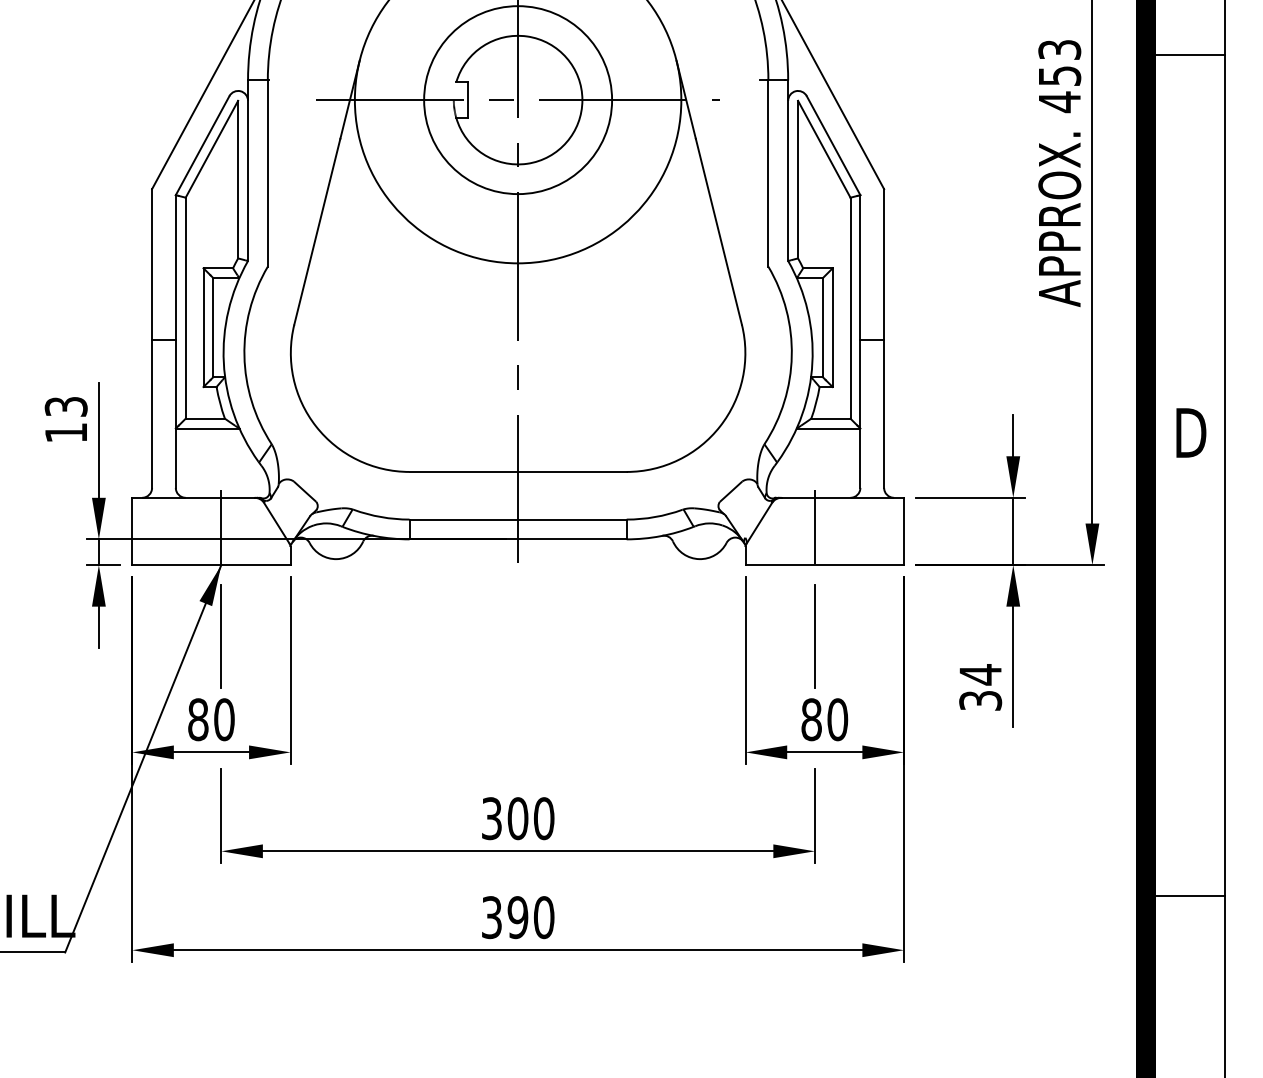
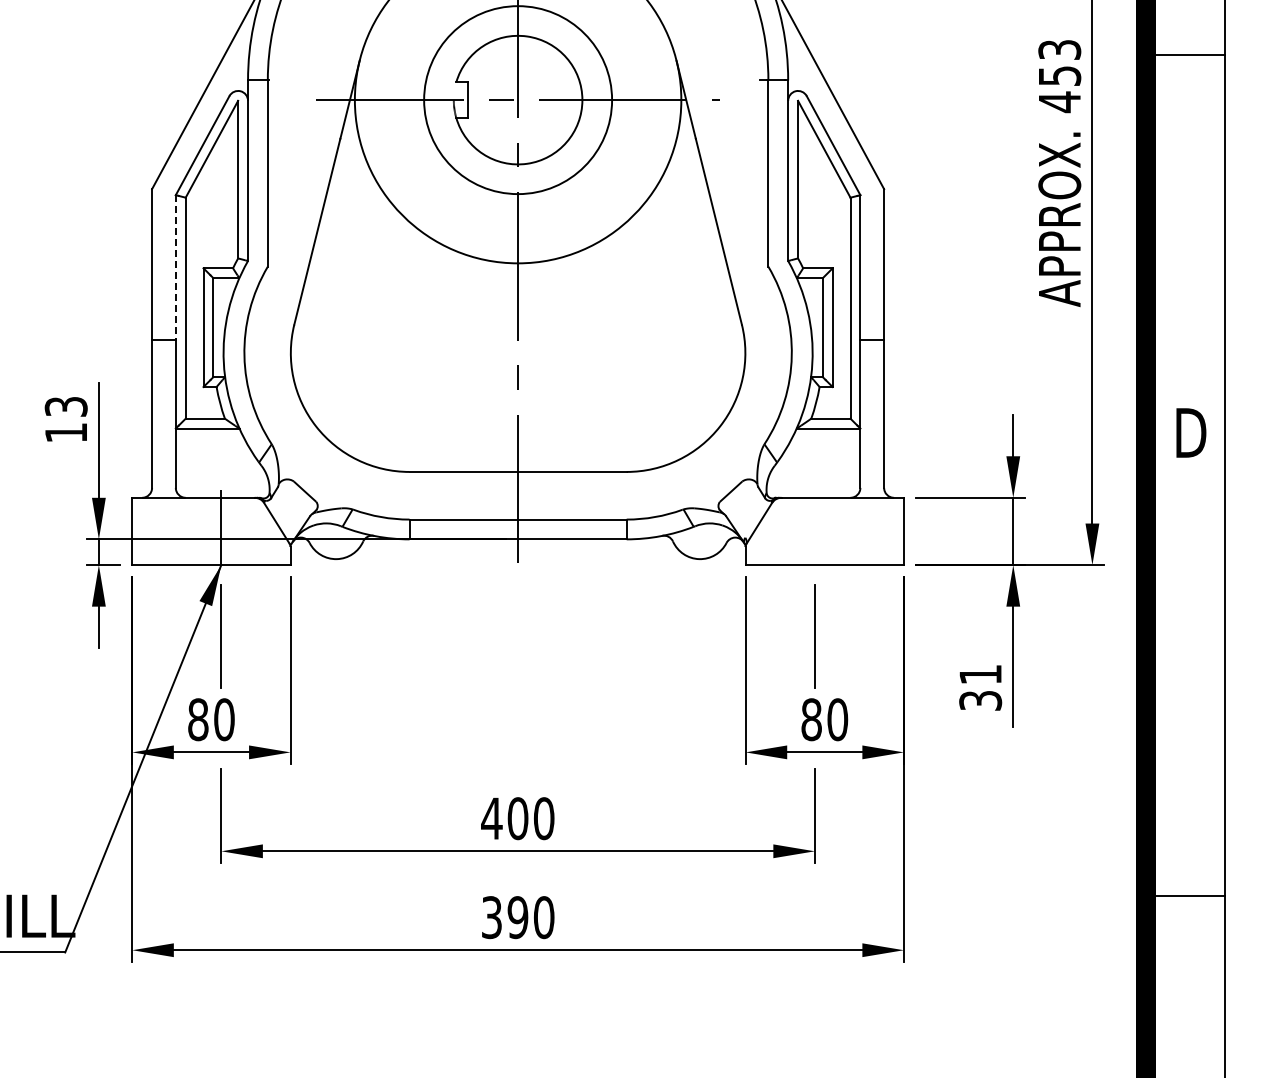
line: solid -> dashed (175, 267)
line: present -> none (814, 531)
text: 34 -> 31 (980, 674)
text: 300 -> 400 (491, 818)
